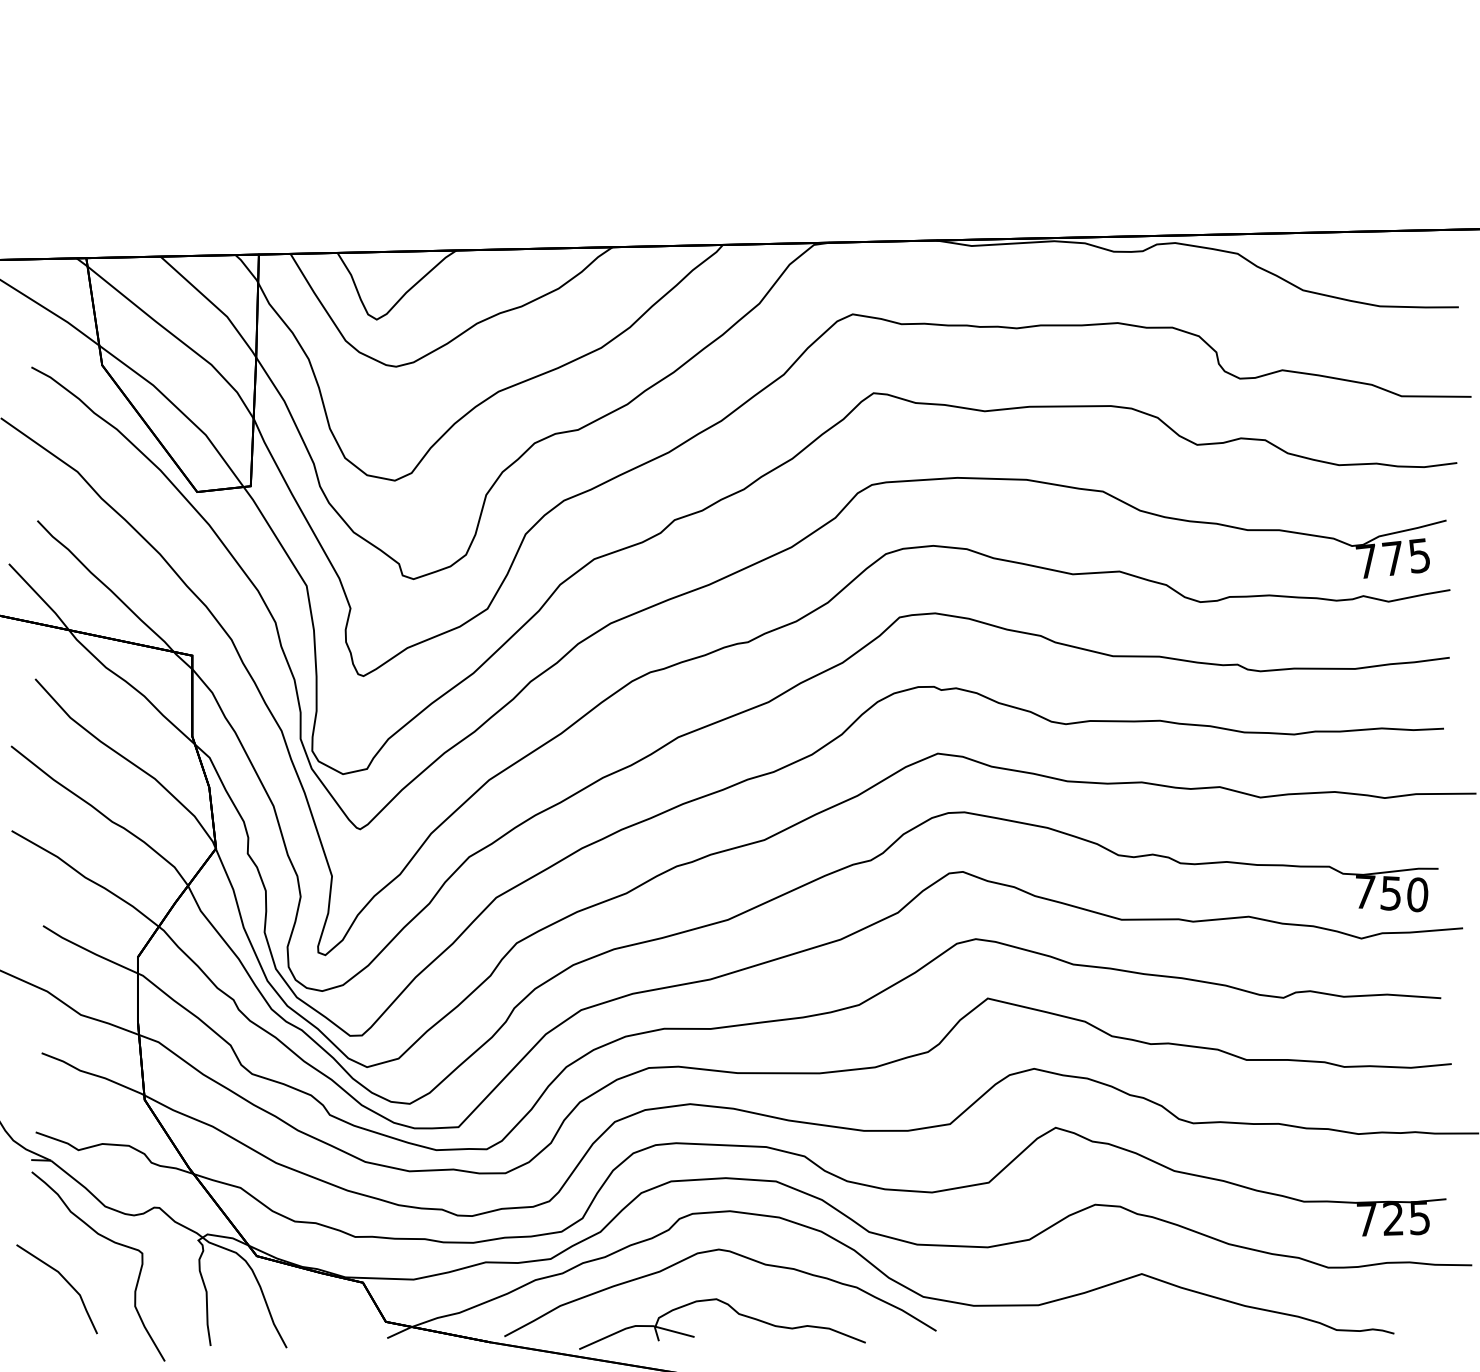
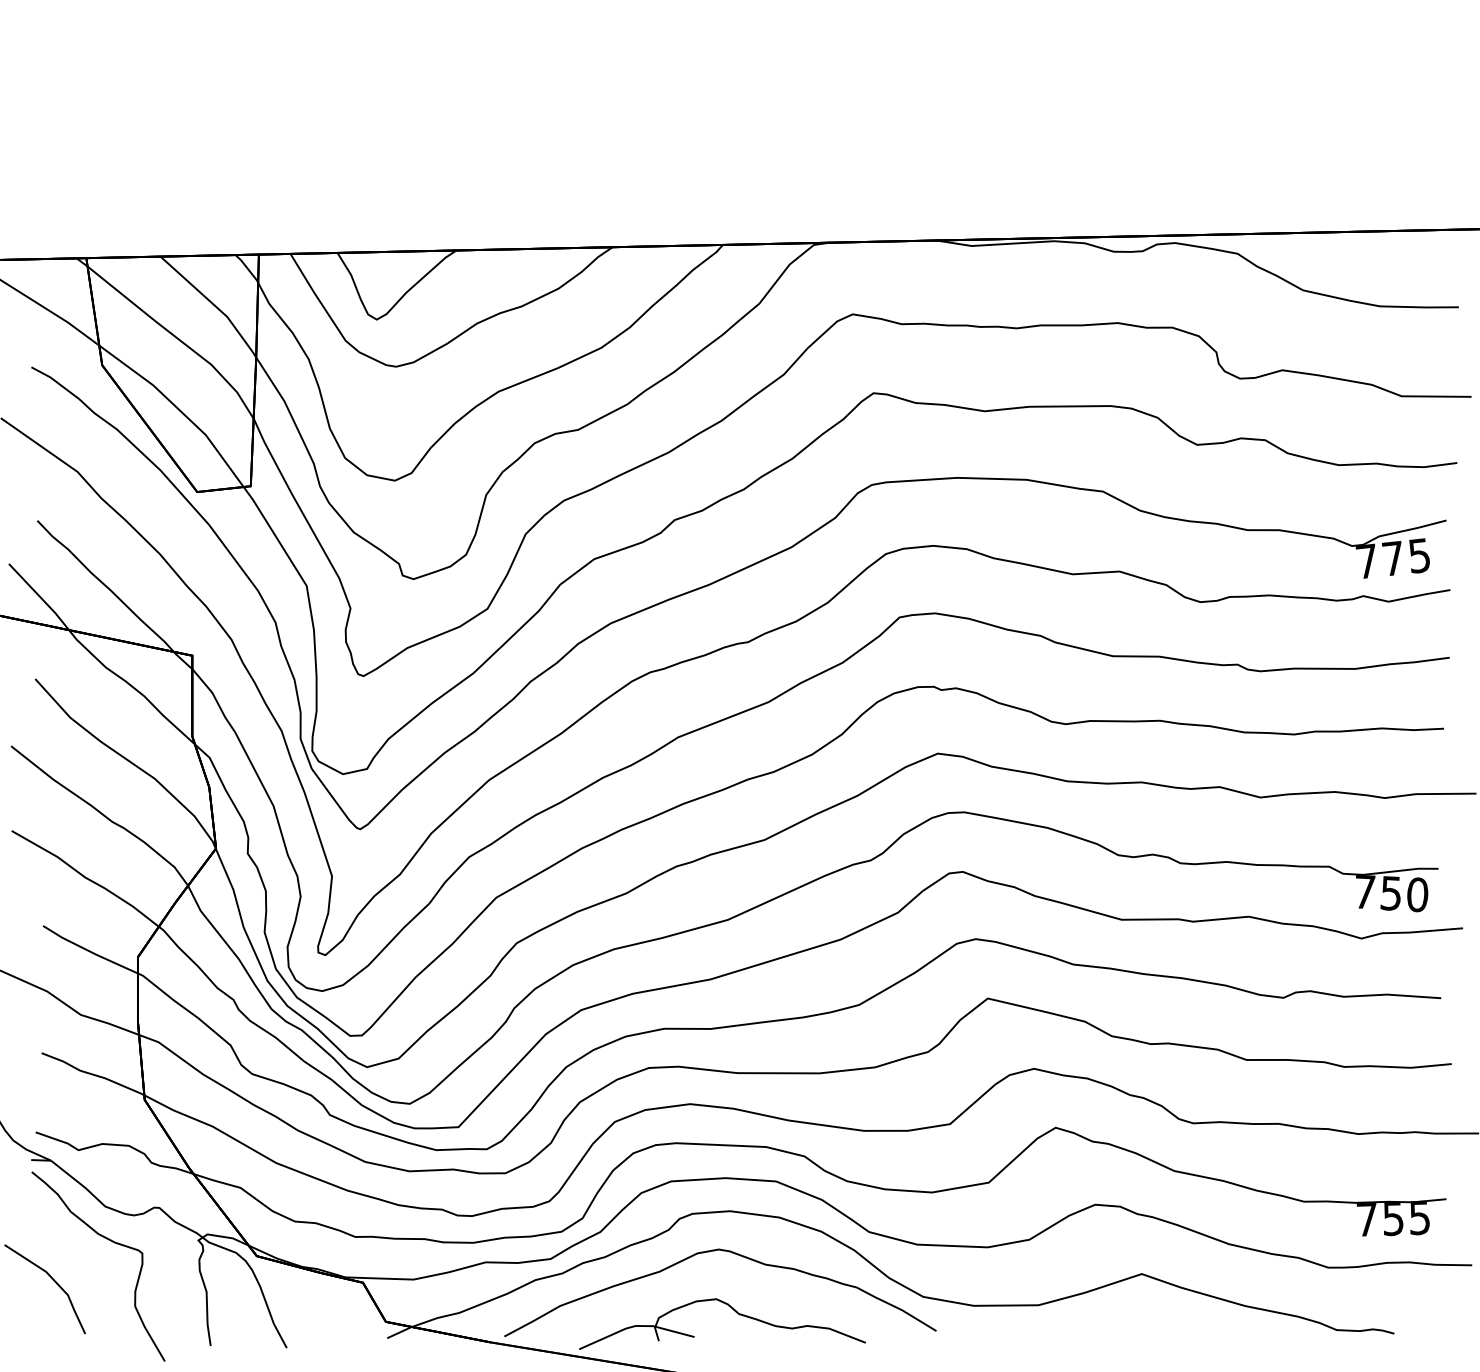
text: 725 -> 755 (1393, 1219)
line position: (64, 1280) -> (52, 1280) (52, 1280)
